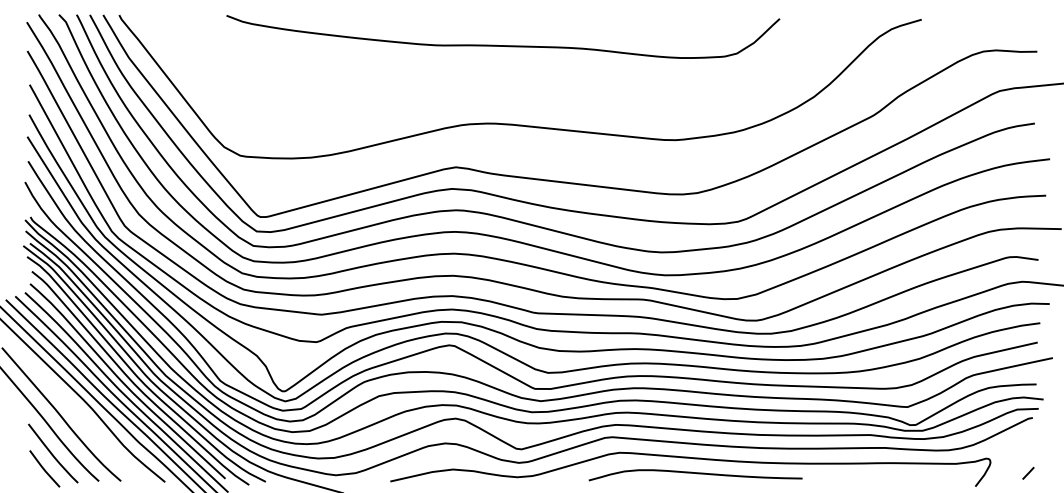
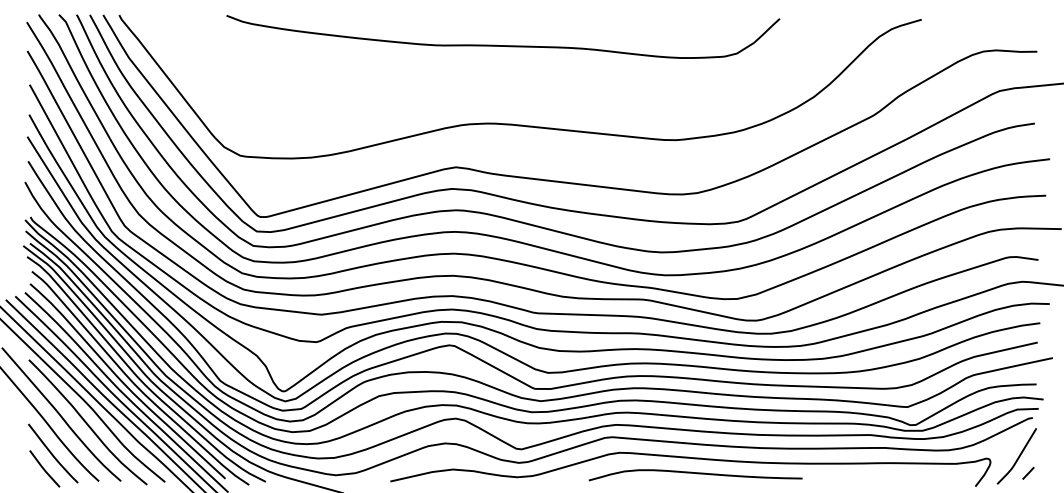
curve: none -> present (87, 422)
curve: none -> present (1017, 457)
